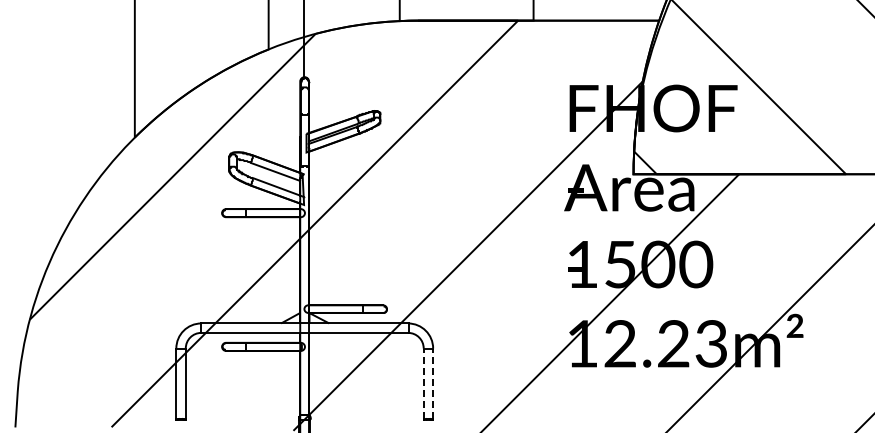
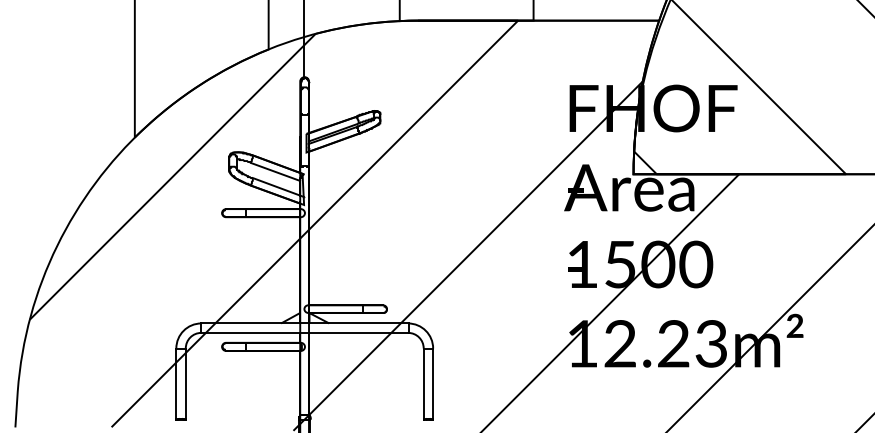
line: dashed -> solid (423, 383)
line: dashed -> solid (433, 383)
